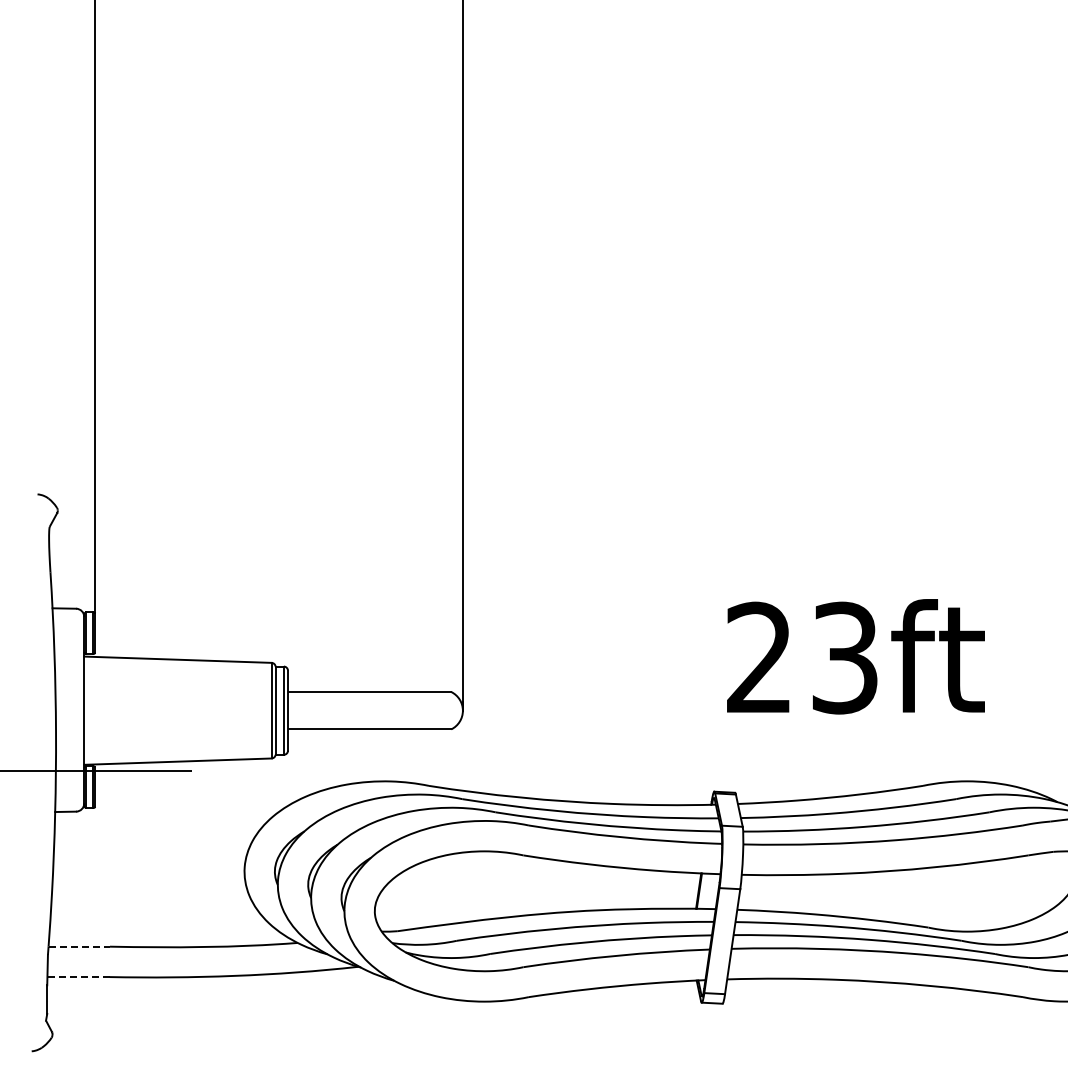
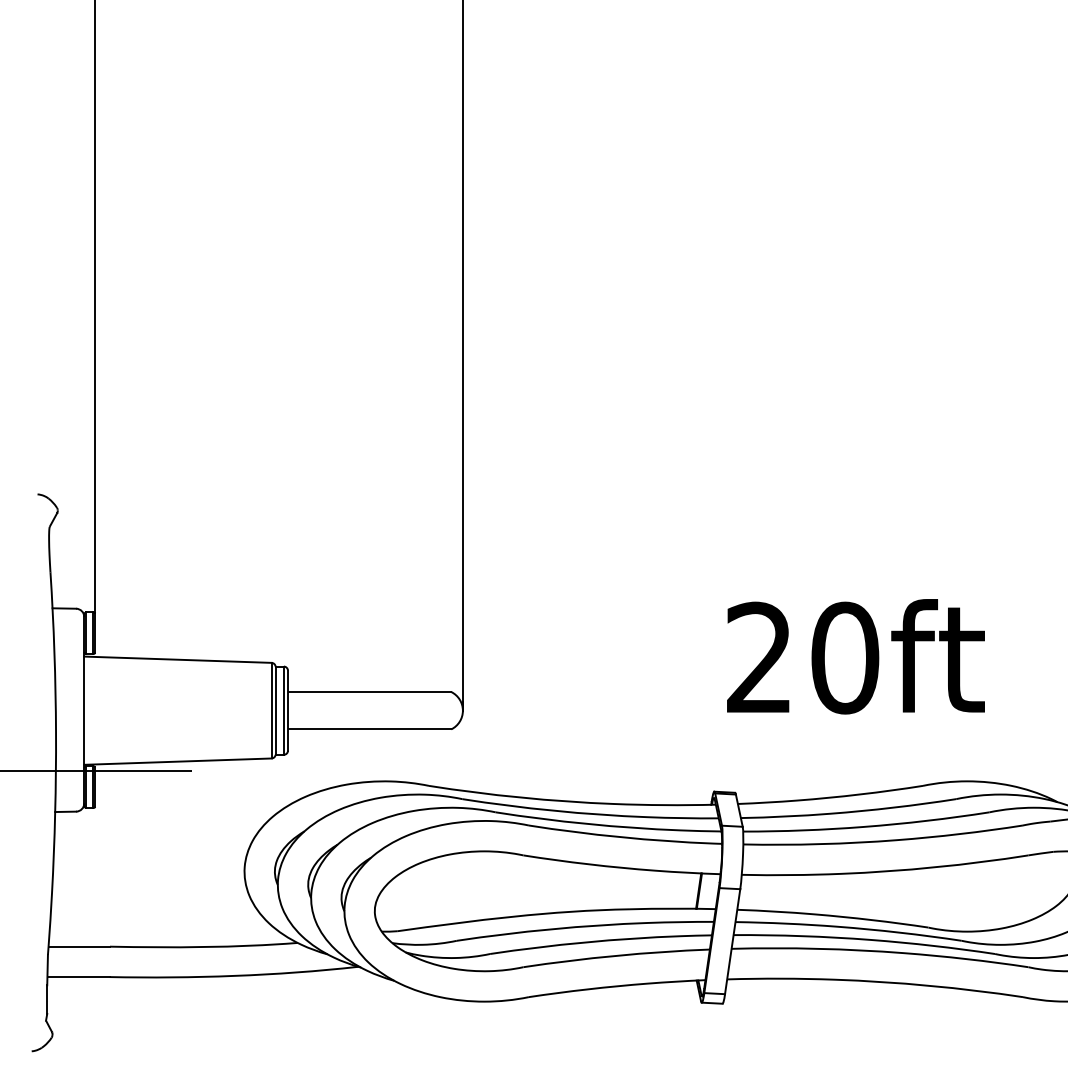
text: 23ft -> 20ft (845, 657)
line: dashed -> solid (79, 946)
line: dashed -> solid (78, 977)
